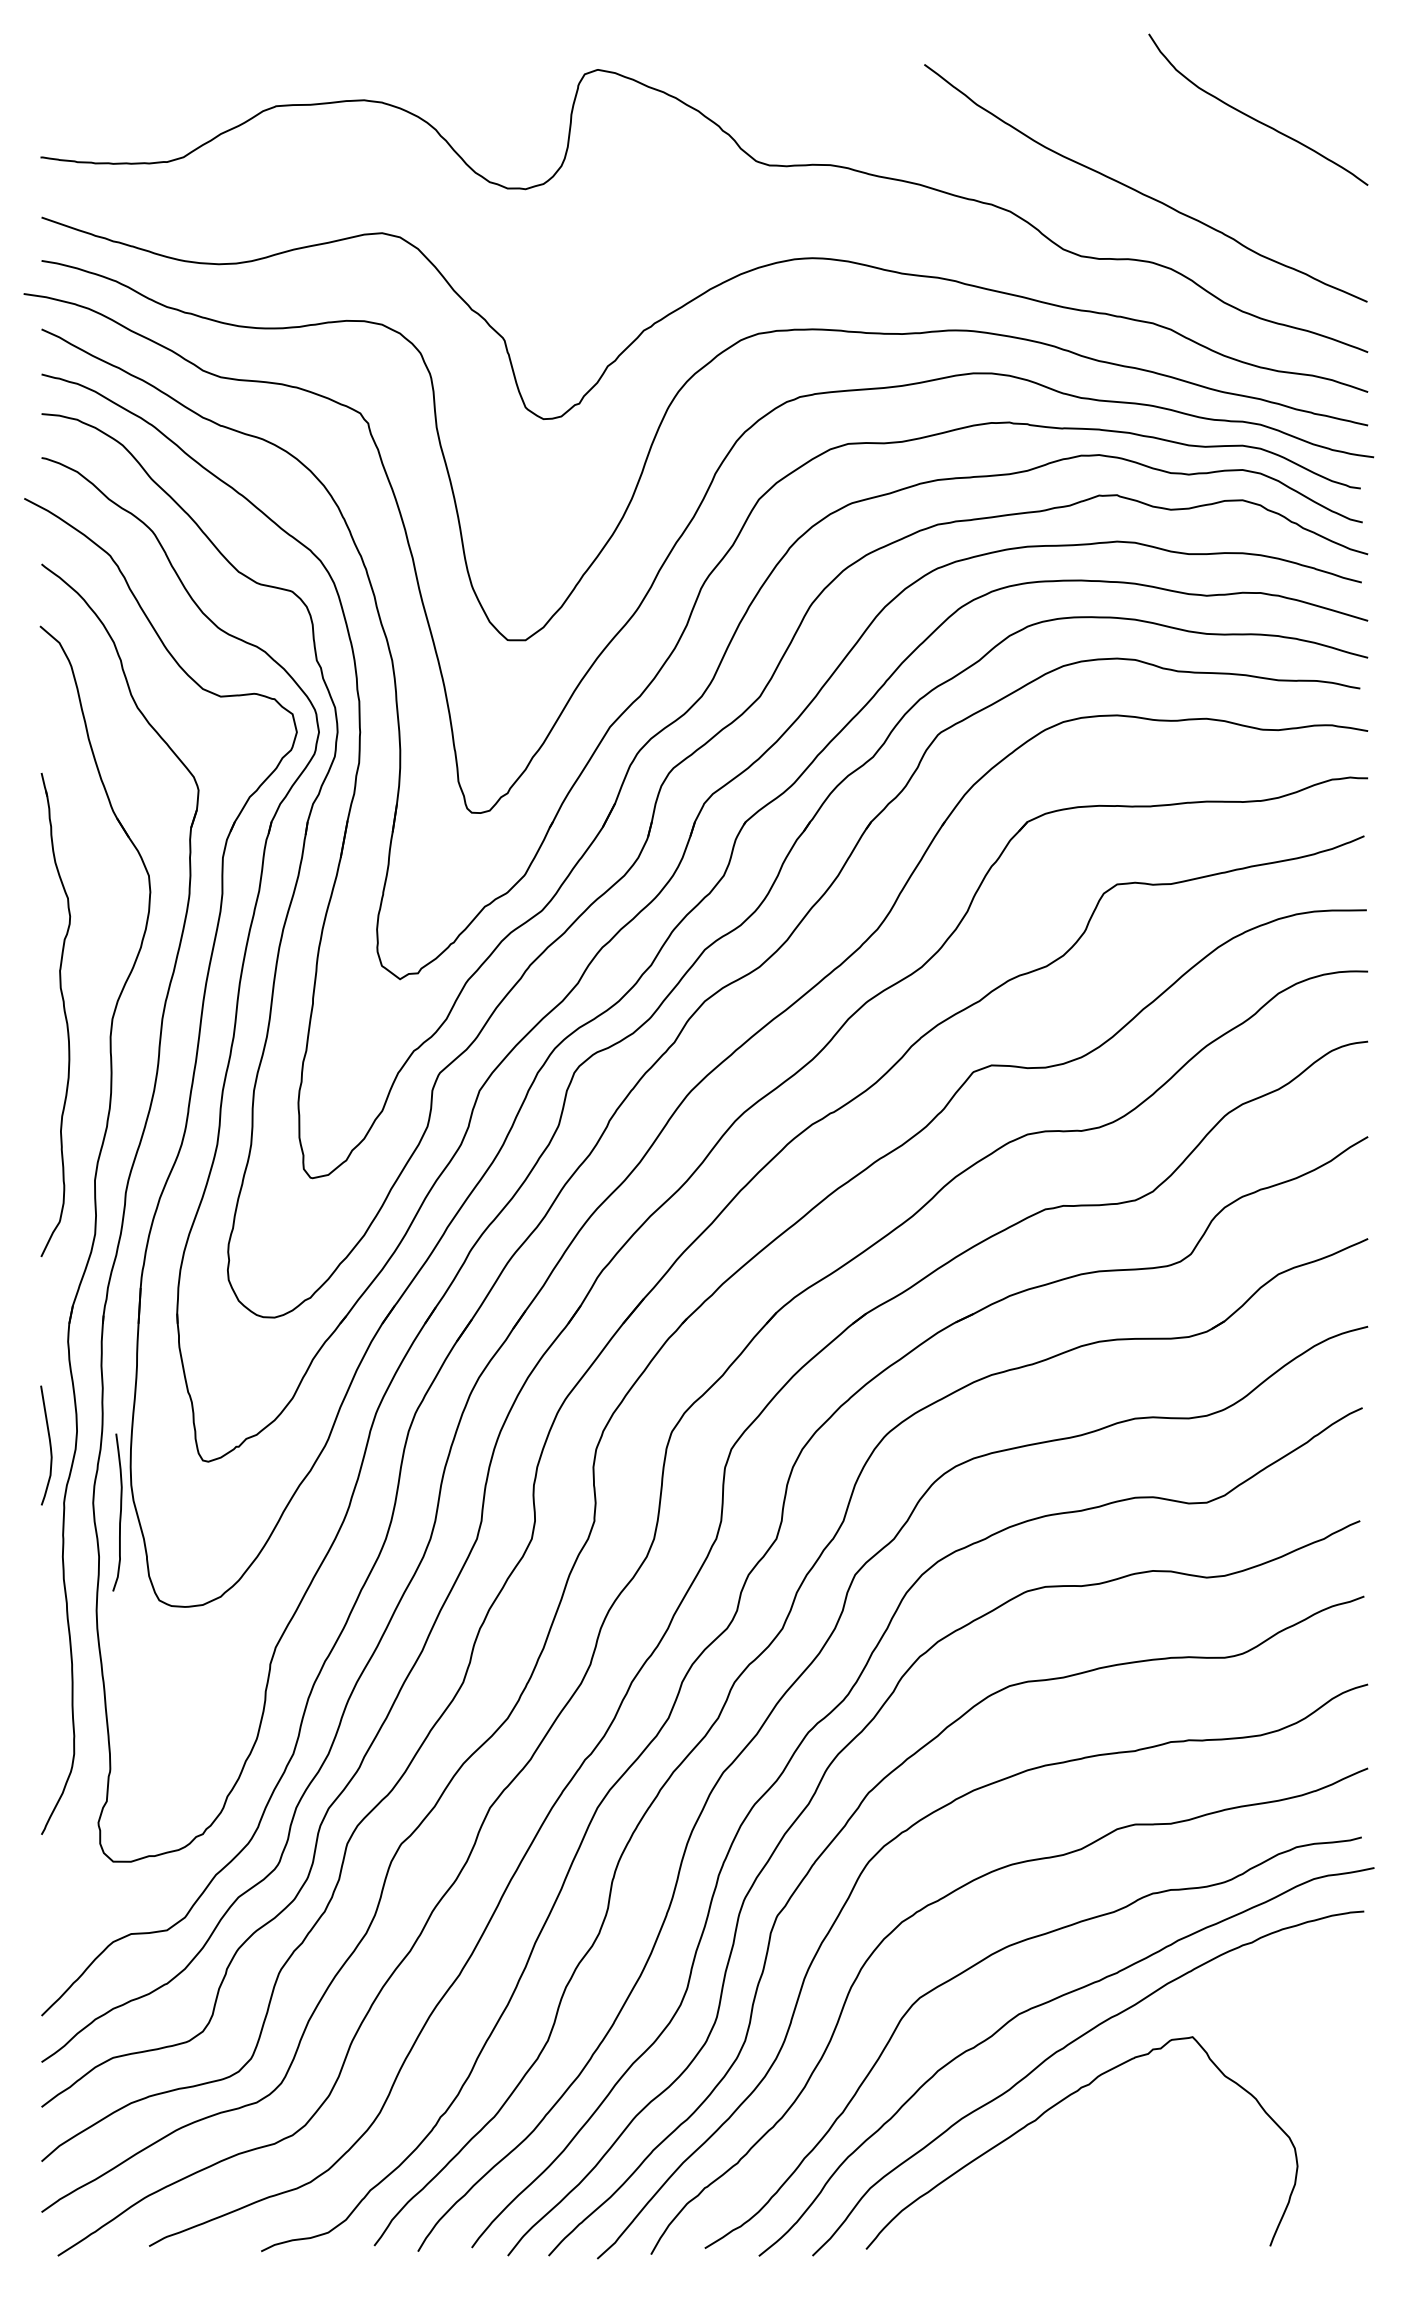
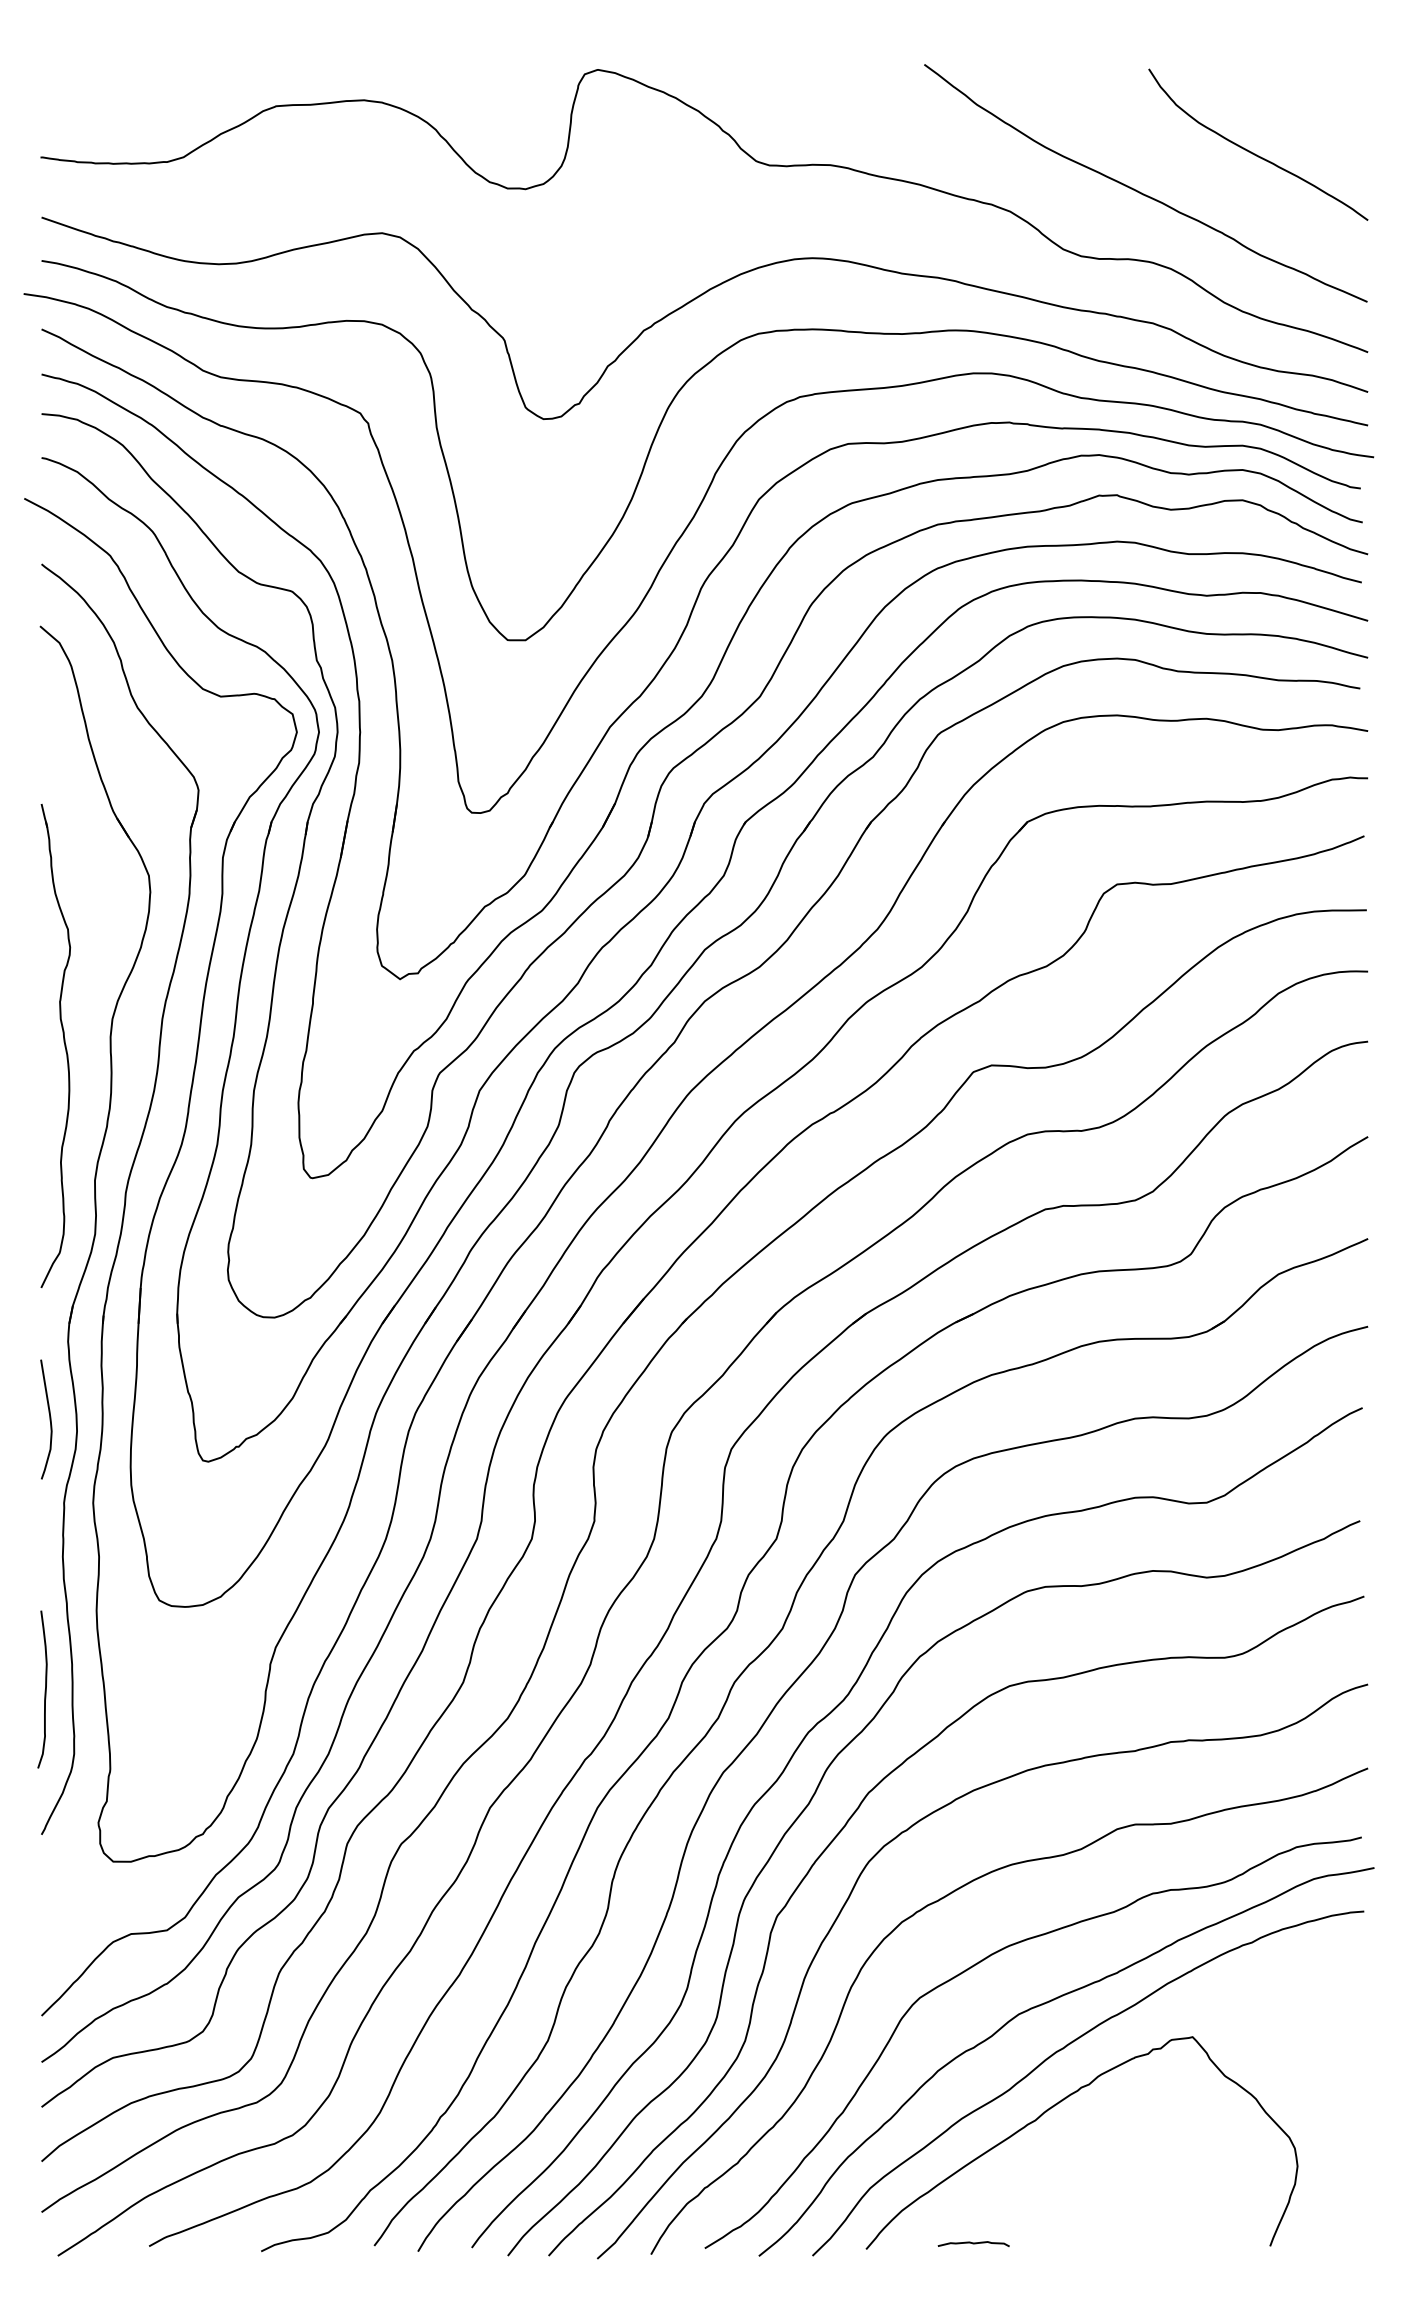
curve position: (1253, 117) -> (1253, 152) (1253, 152)
part position: (63, 1011) -> (63, 1042) (63, 1042)
curve position: (49, 1445) -> (49, 1419) (49, 1419)
curve position: (119, 1513) -> (44, 1690) (44, 1690)
curve: none -> present (973, 2243)
